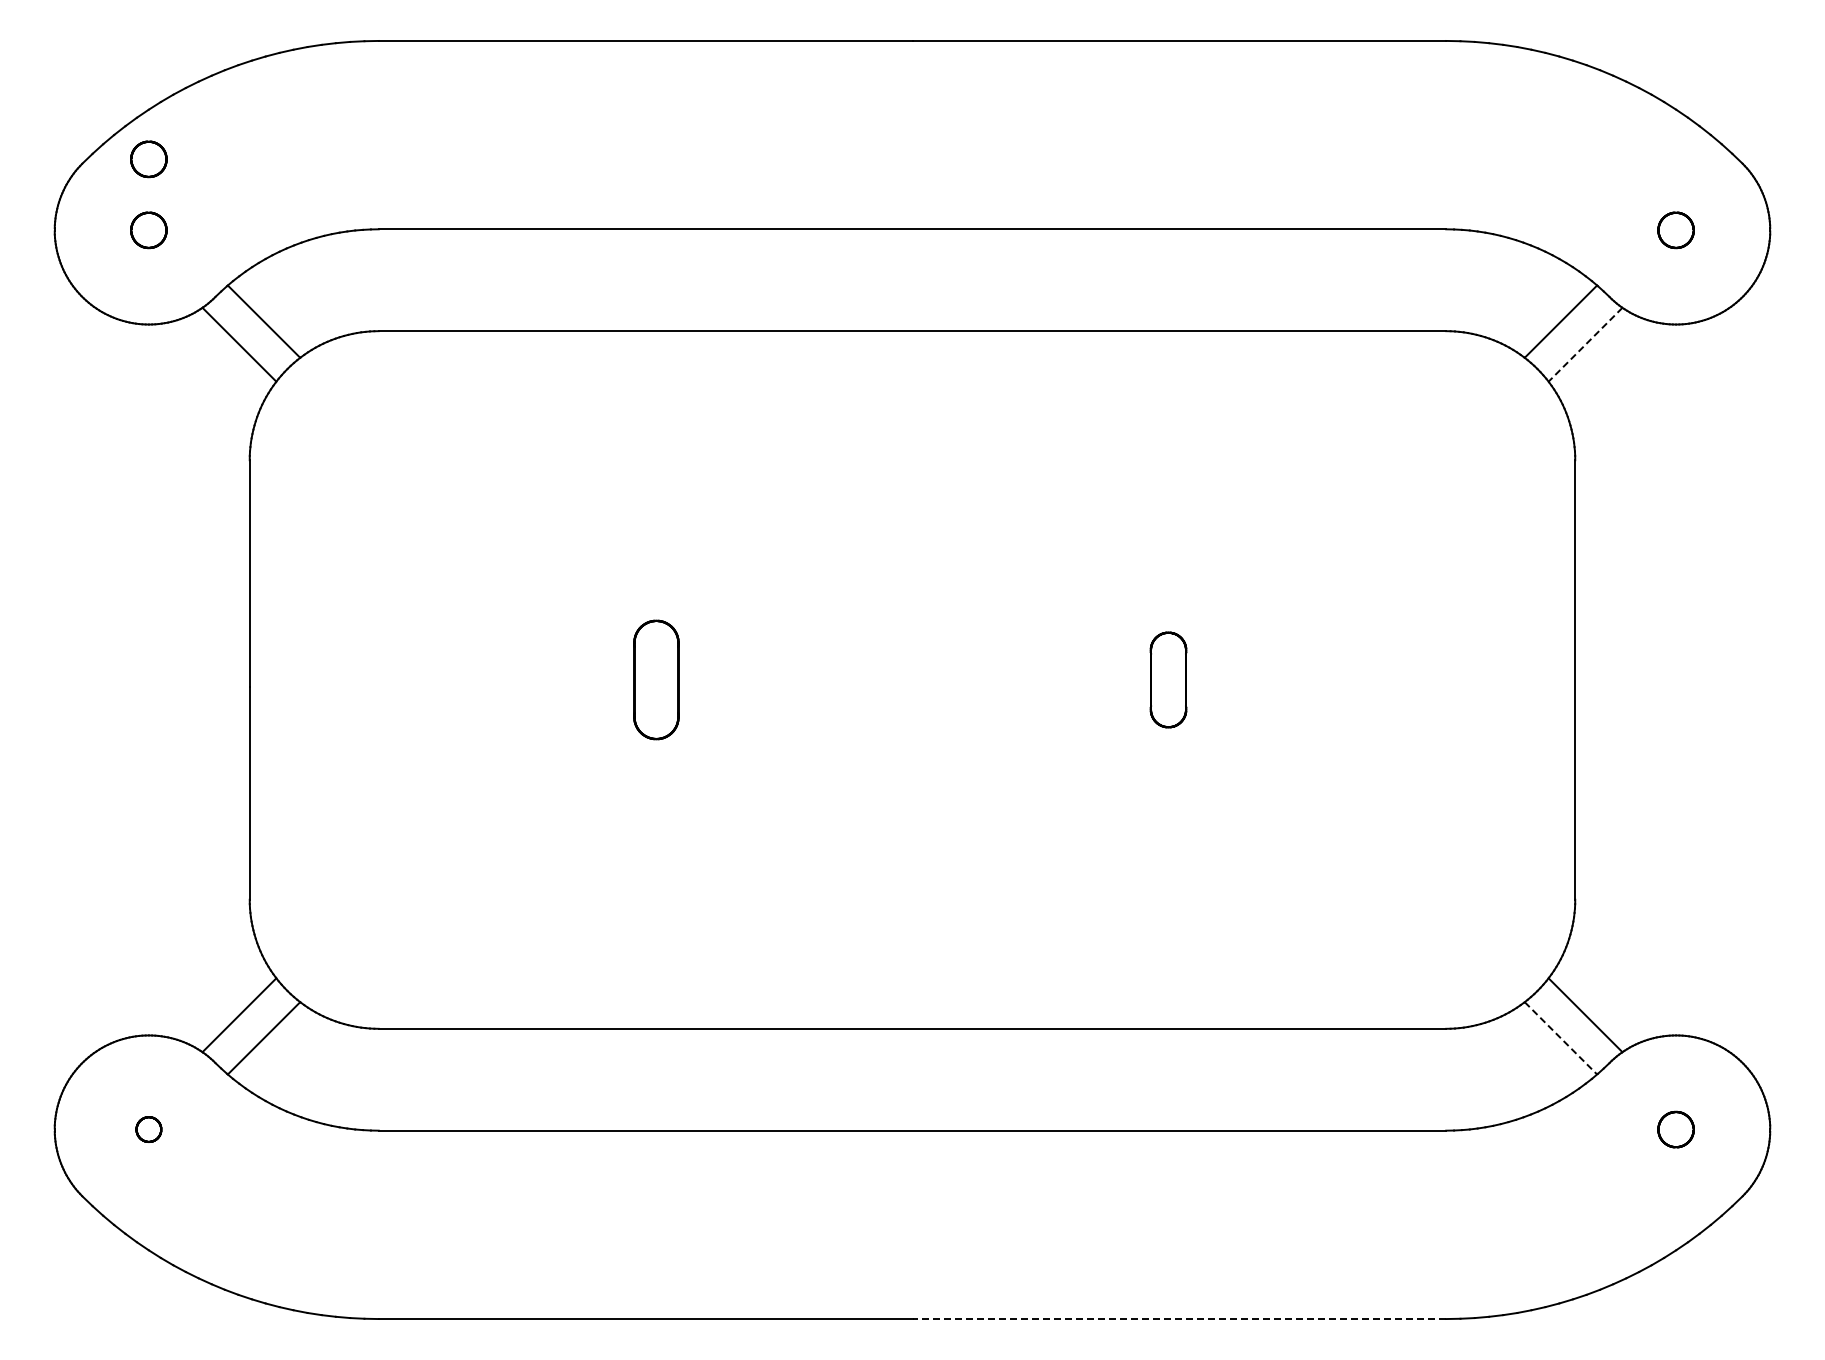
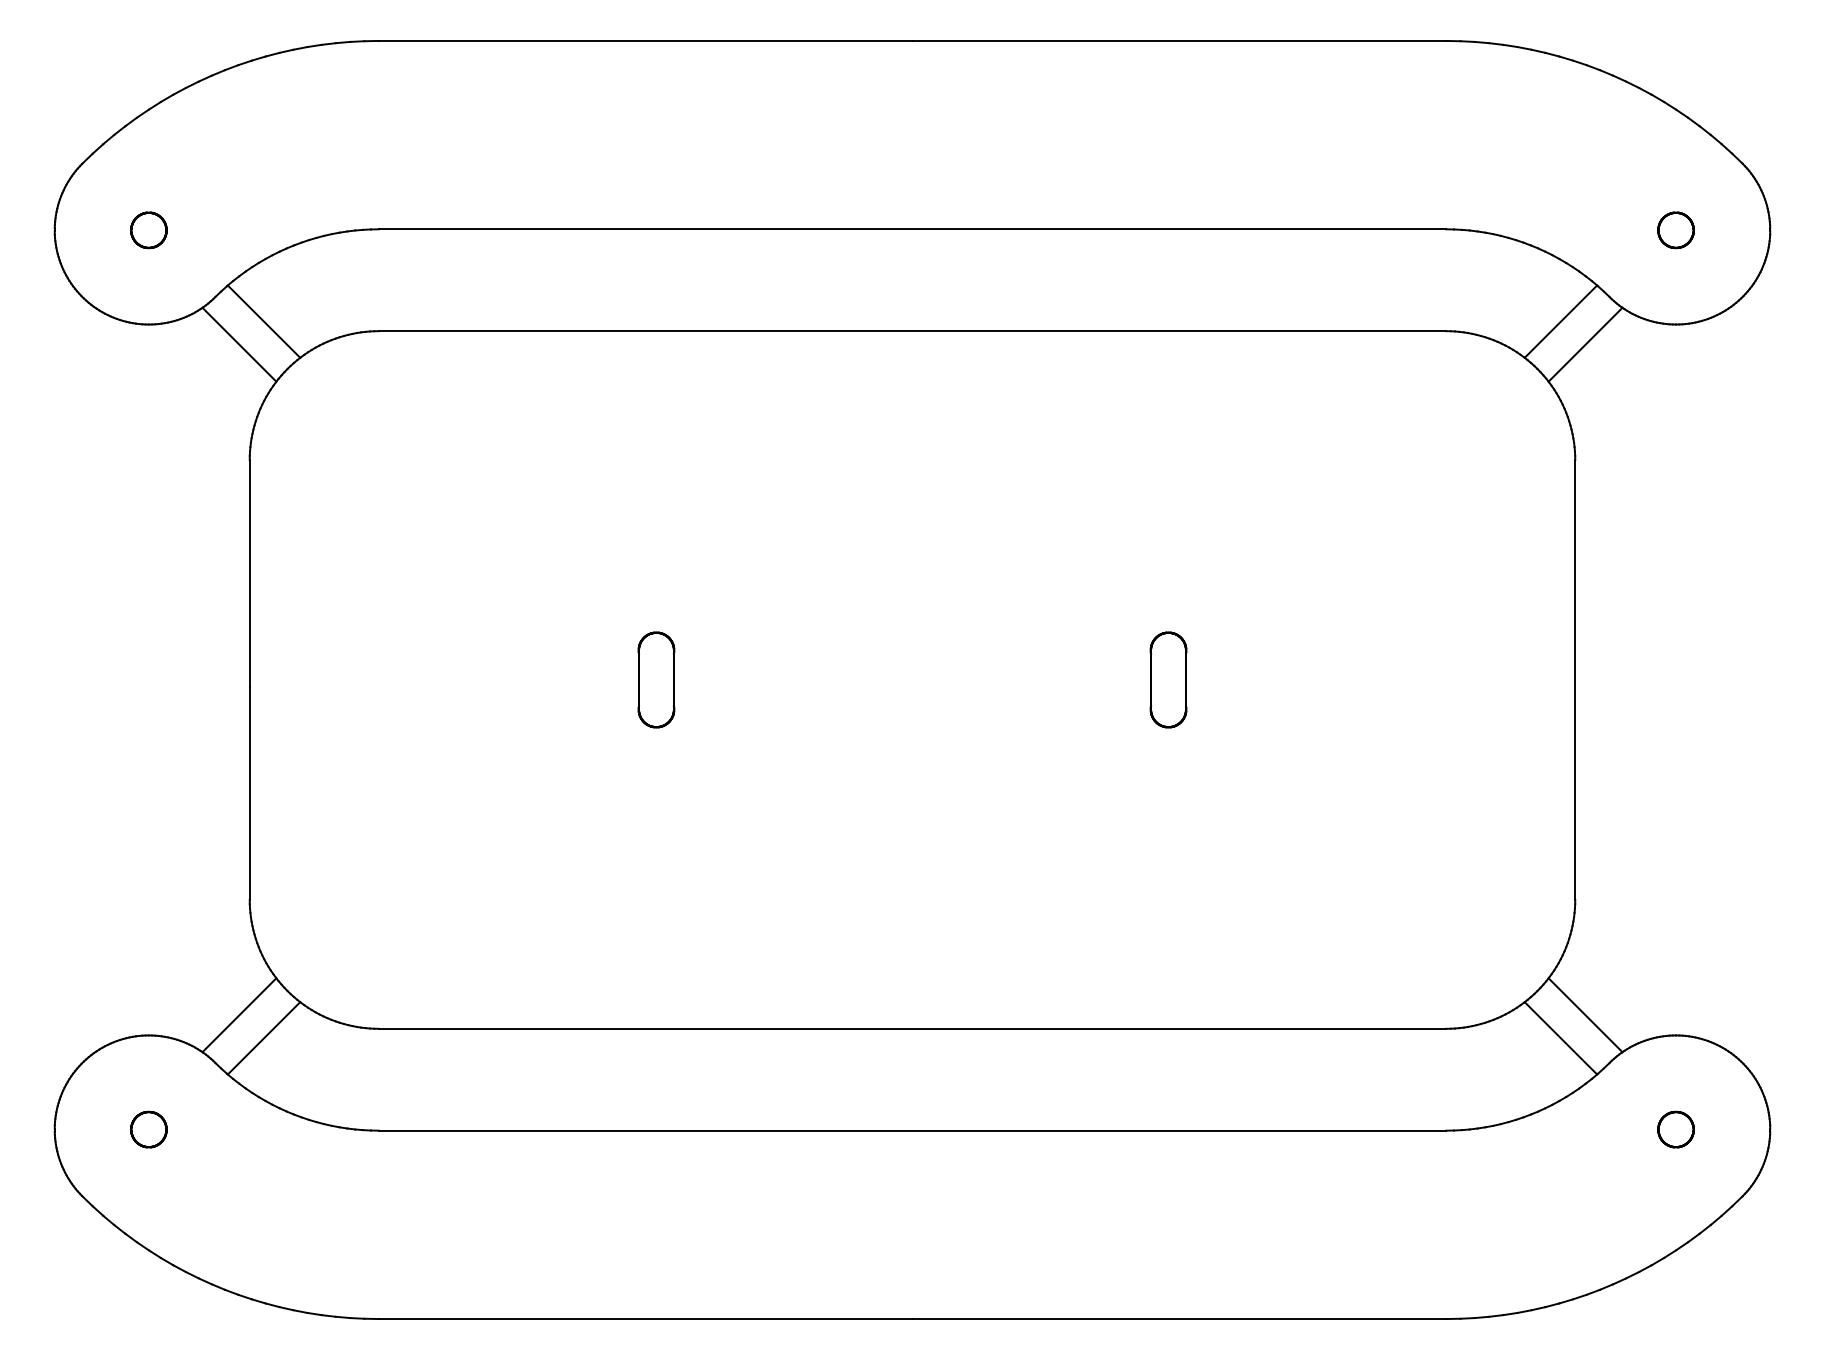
part: present -> none (148, 159)
line: dashed -> solid (1585, 345)
part size: 47x122 px -> 39x98 px (656, 679)
line: dashed -> solid (1561, 1038)
part size: 28x27 px -> 38x39 px (148, 1129)
line: dashed -> solid (1179, 1319)
